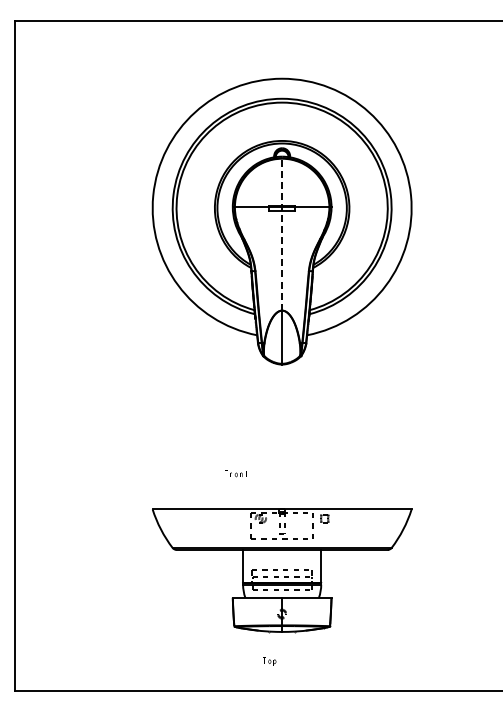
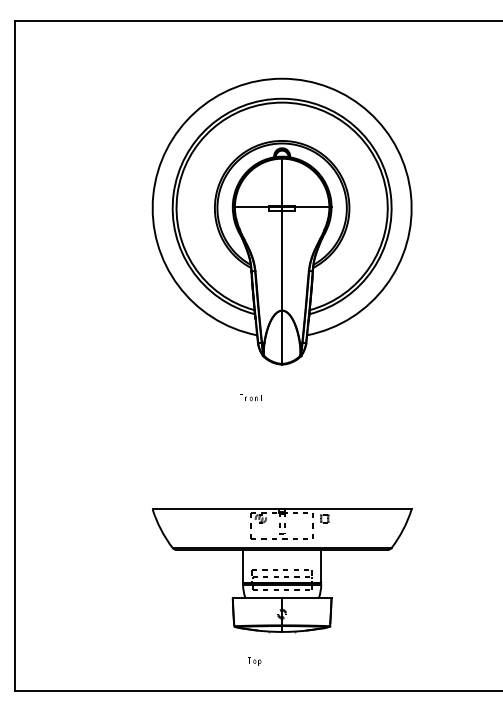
line: dashed -> solid (282, 233)
part position: (235, 473) -> (250, 397) (250, 397)
part position: (269, 661) -> (254, 661) (254, 661)
